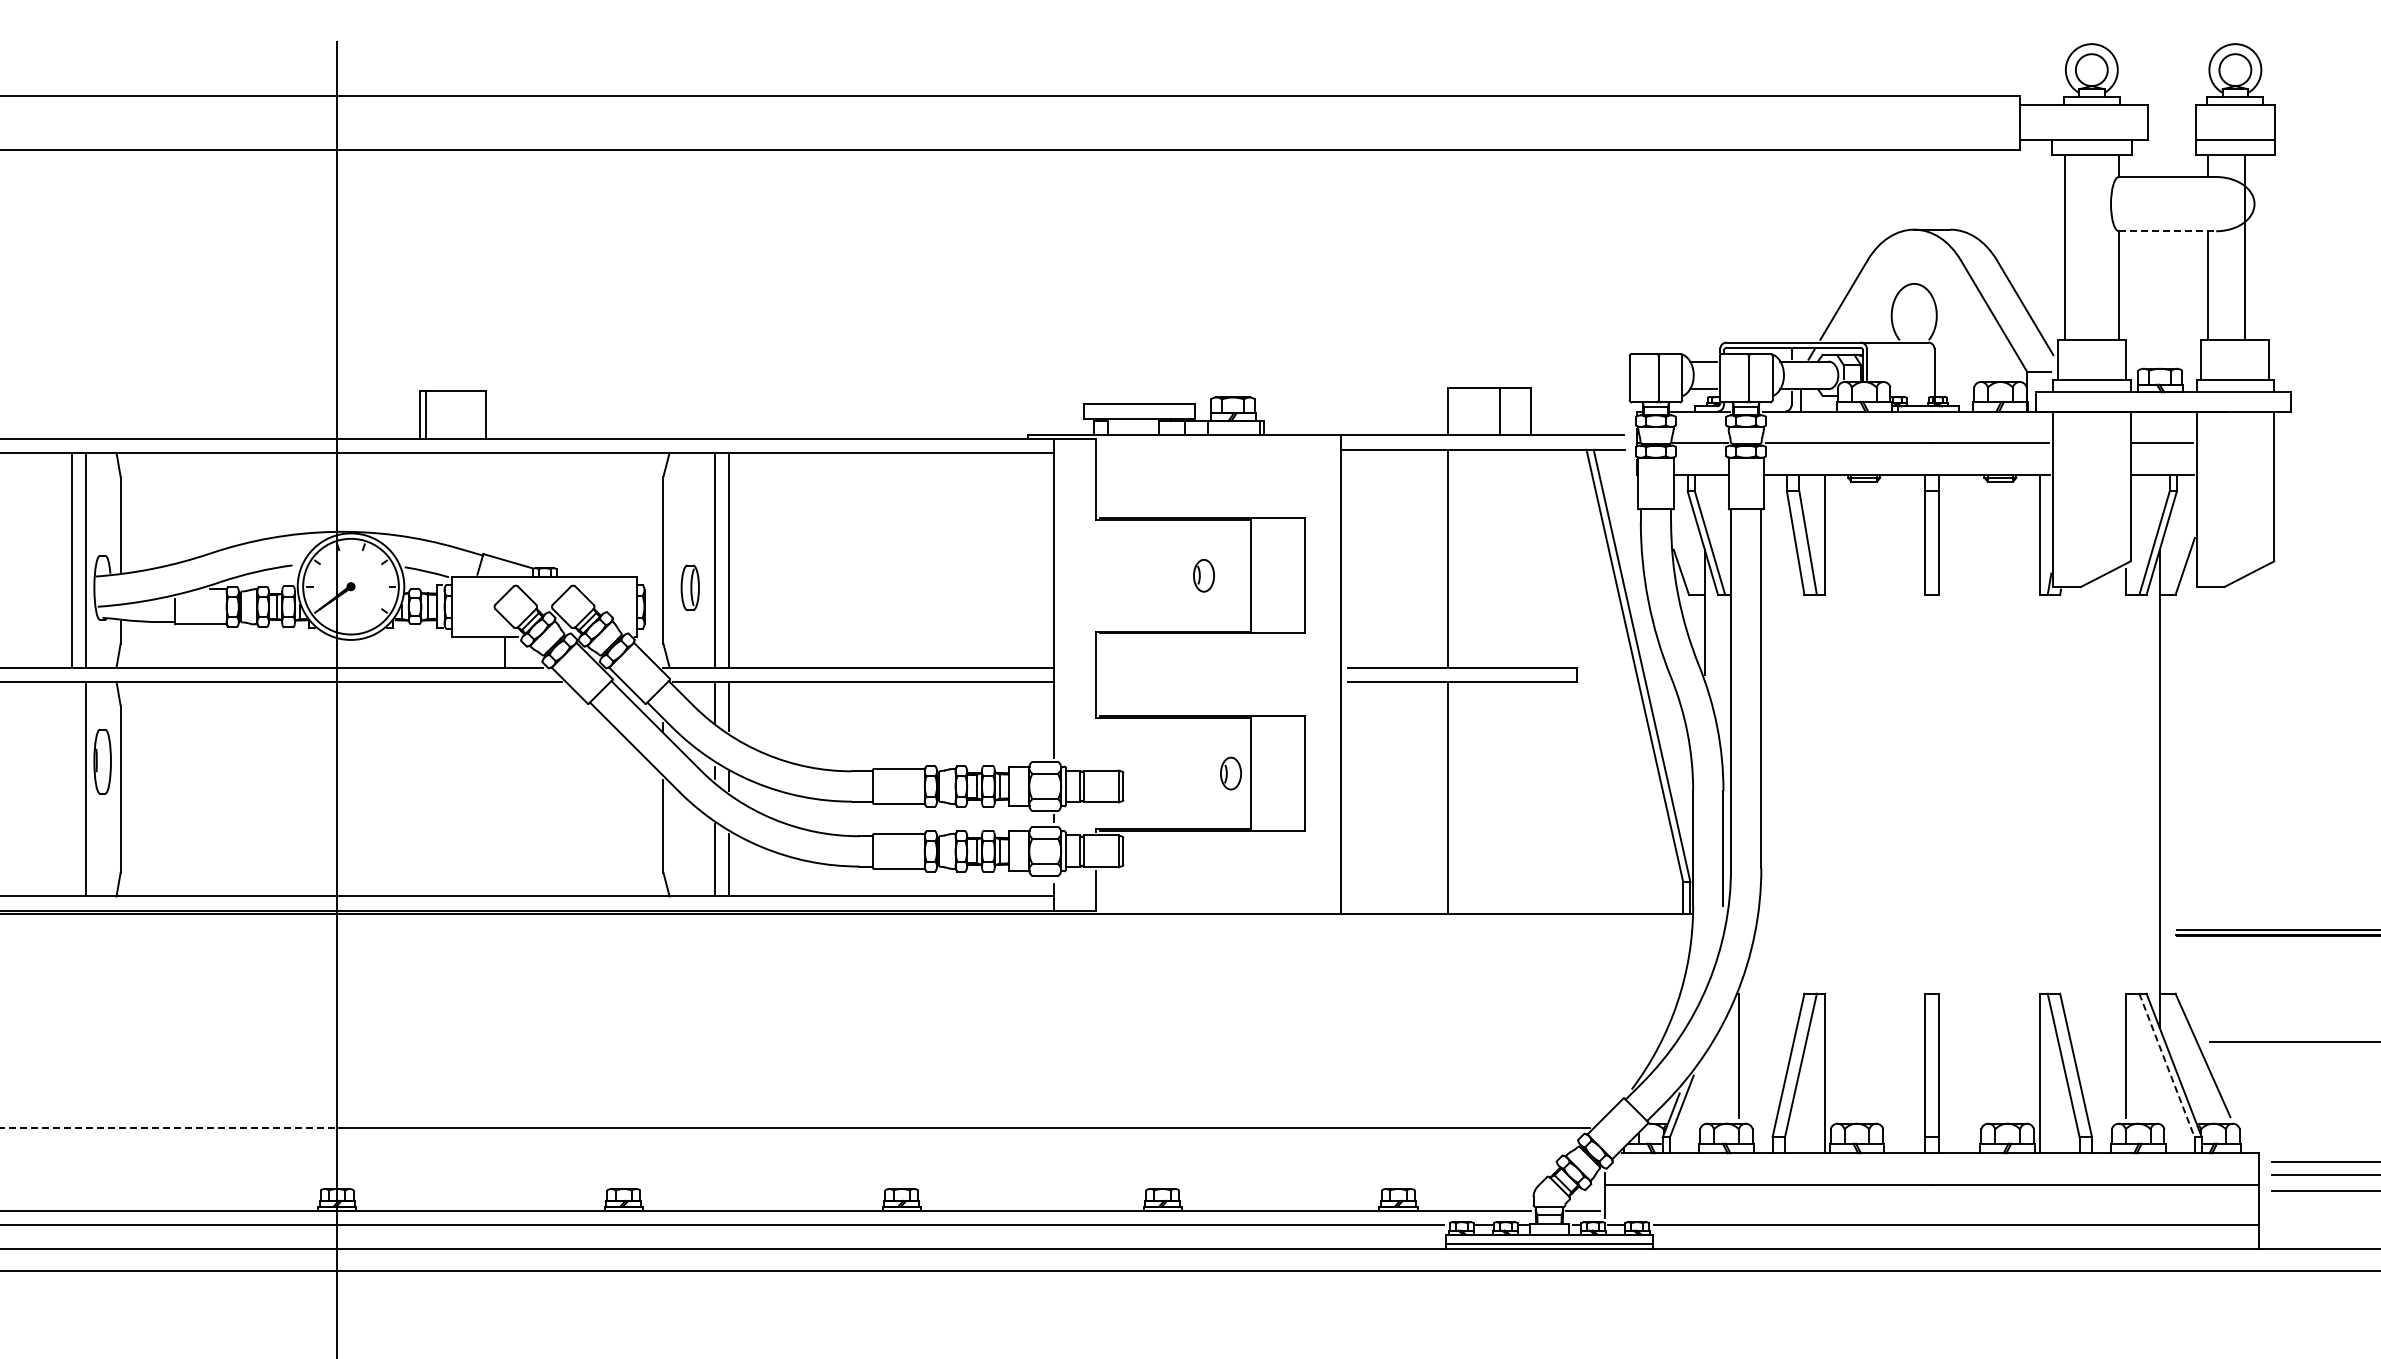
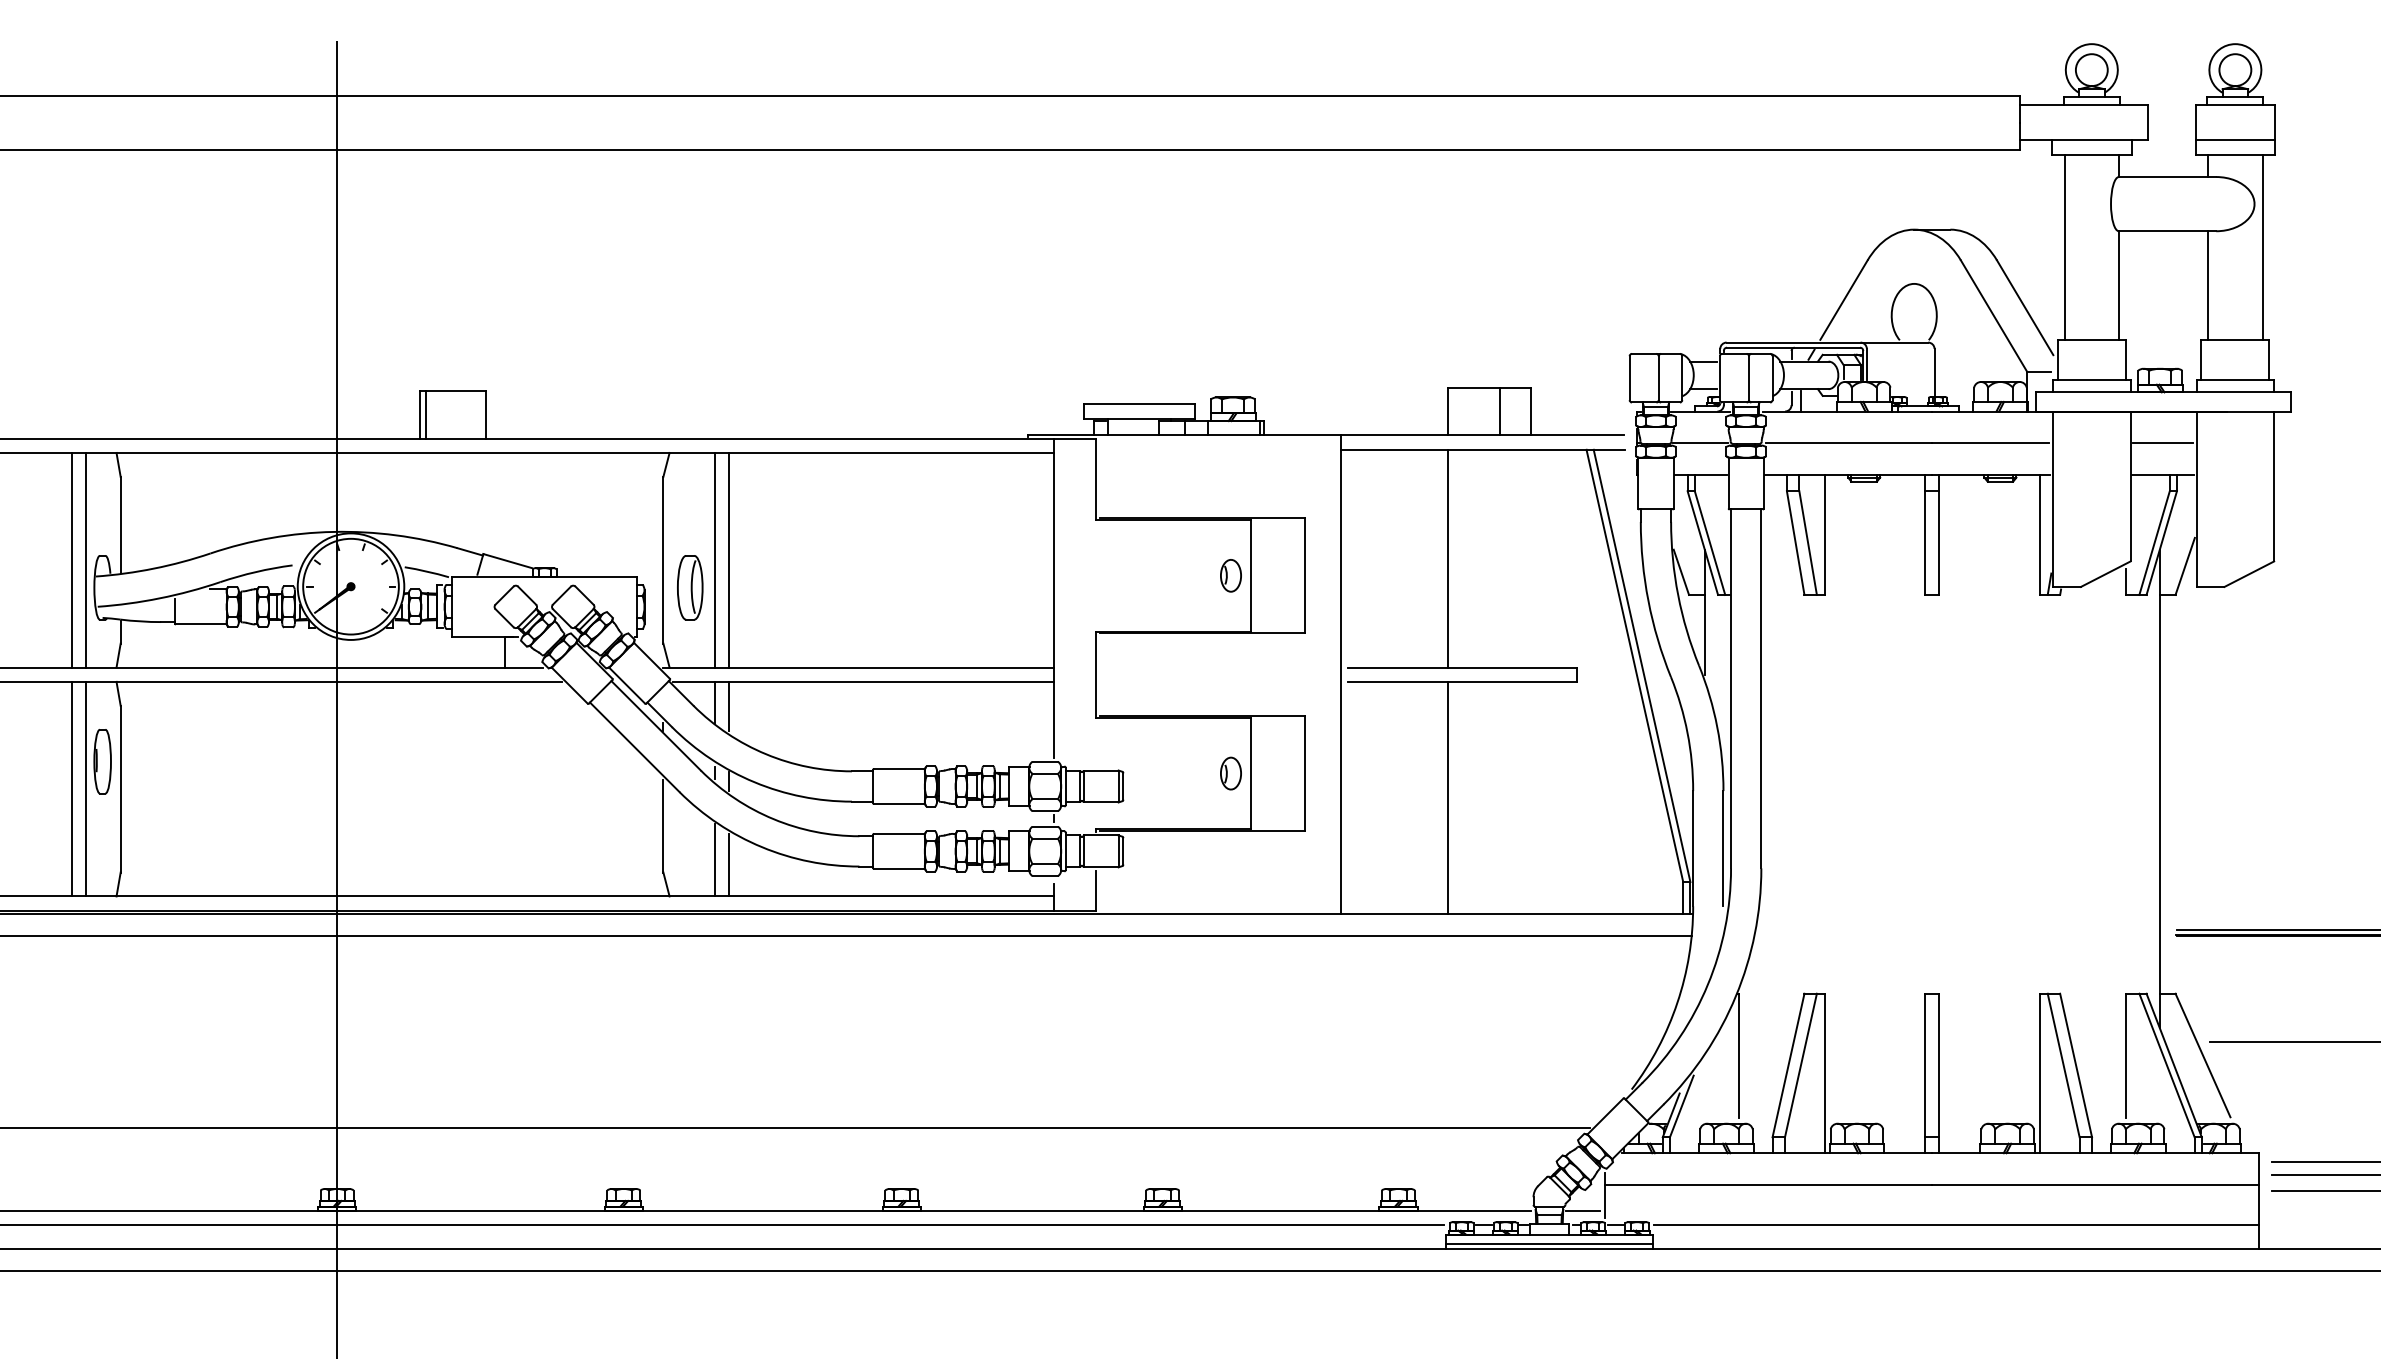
line: dashed -> solid (2167, 231)
line position: (2244, 246) -> (2262, 246) (2262, 246)
part position: (1203, 575) -> (1230, 575) (1230, 575)
part size: 20x47 px -> 27x66 px (690, 587)
line: none -> present (71, 788)
line: none -> present (846, 936)
line: dashed -> solid (2167, 1065)
line: dashed -> solid (169, 1127)
